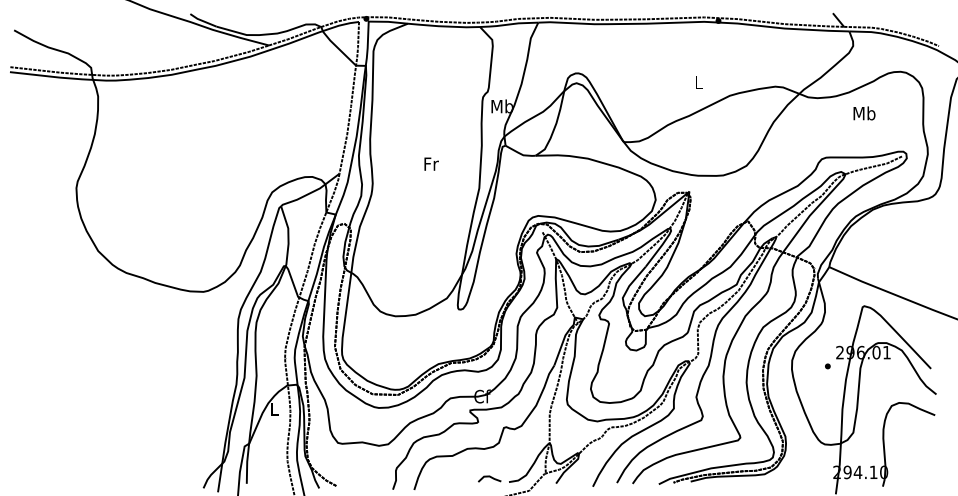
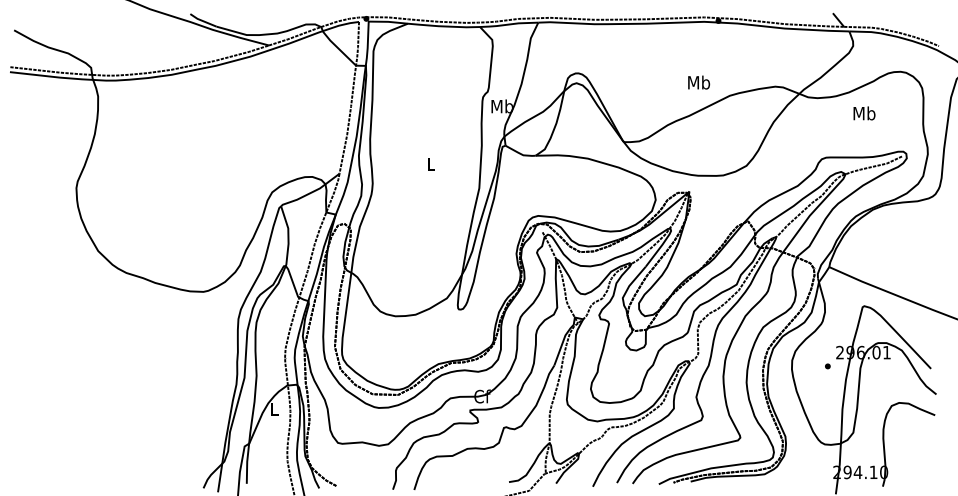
text: L -> Mb (699, 82)
text: Fr -> L (431, 163)
line: present -> none (489, 477)
